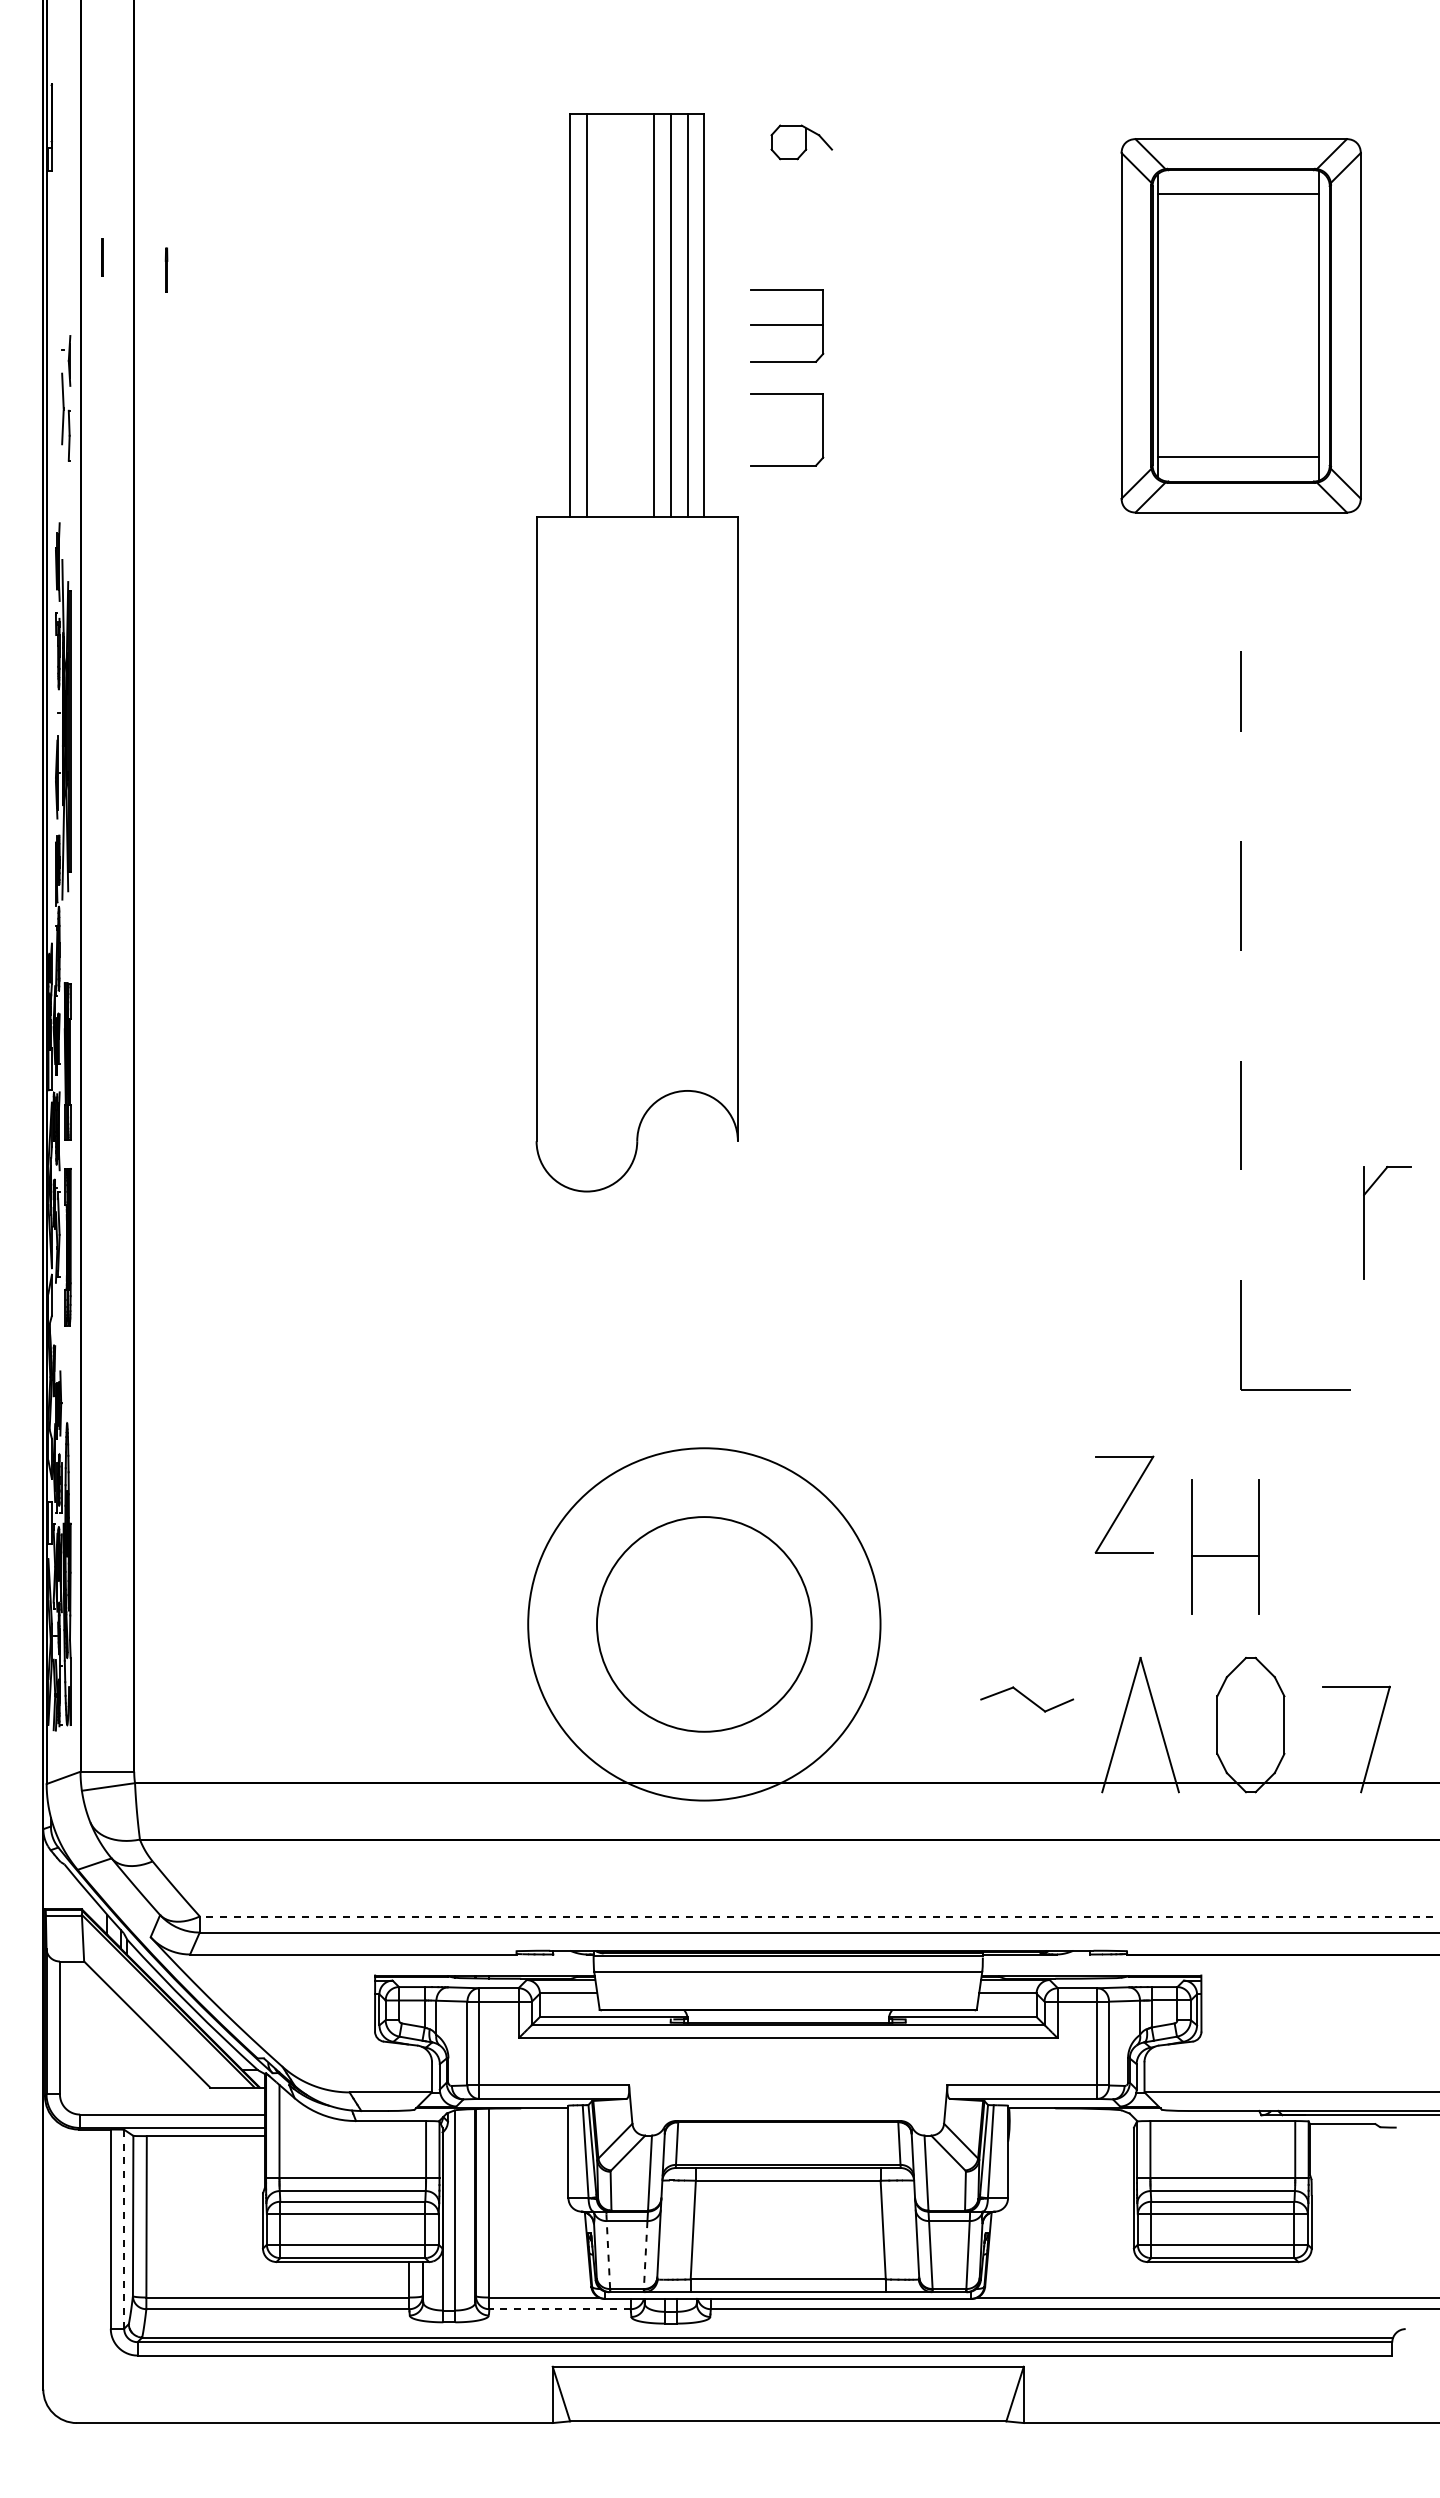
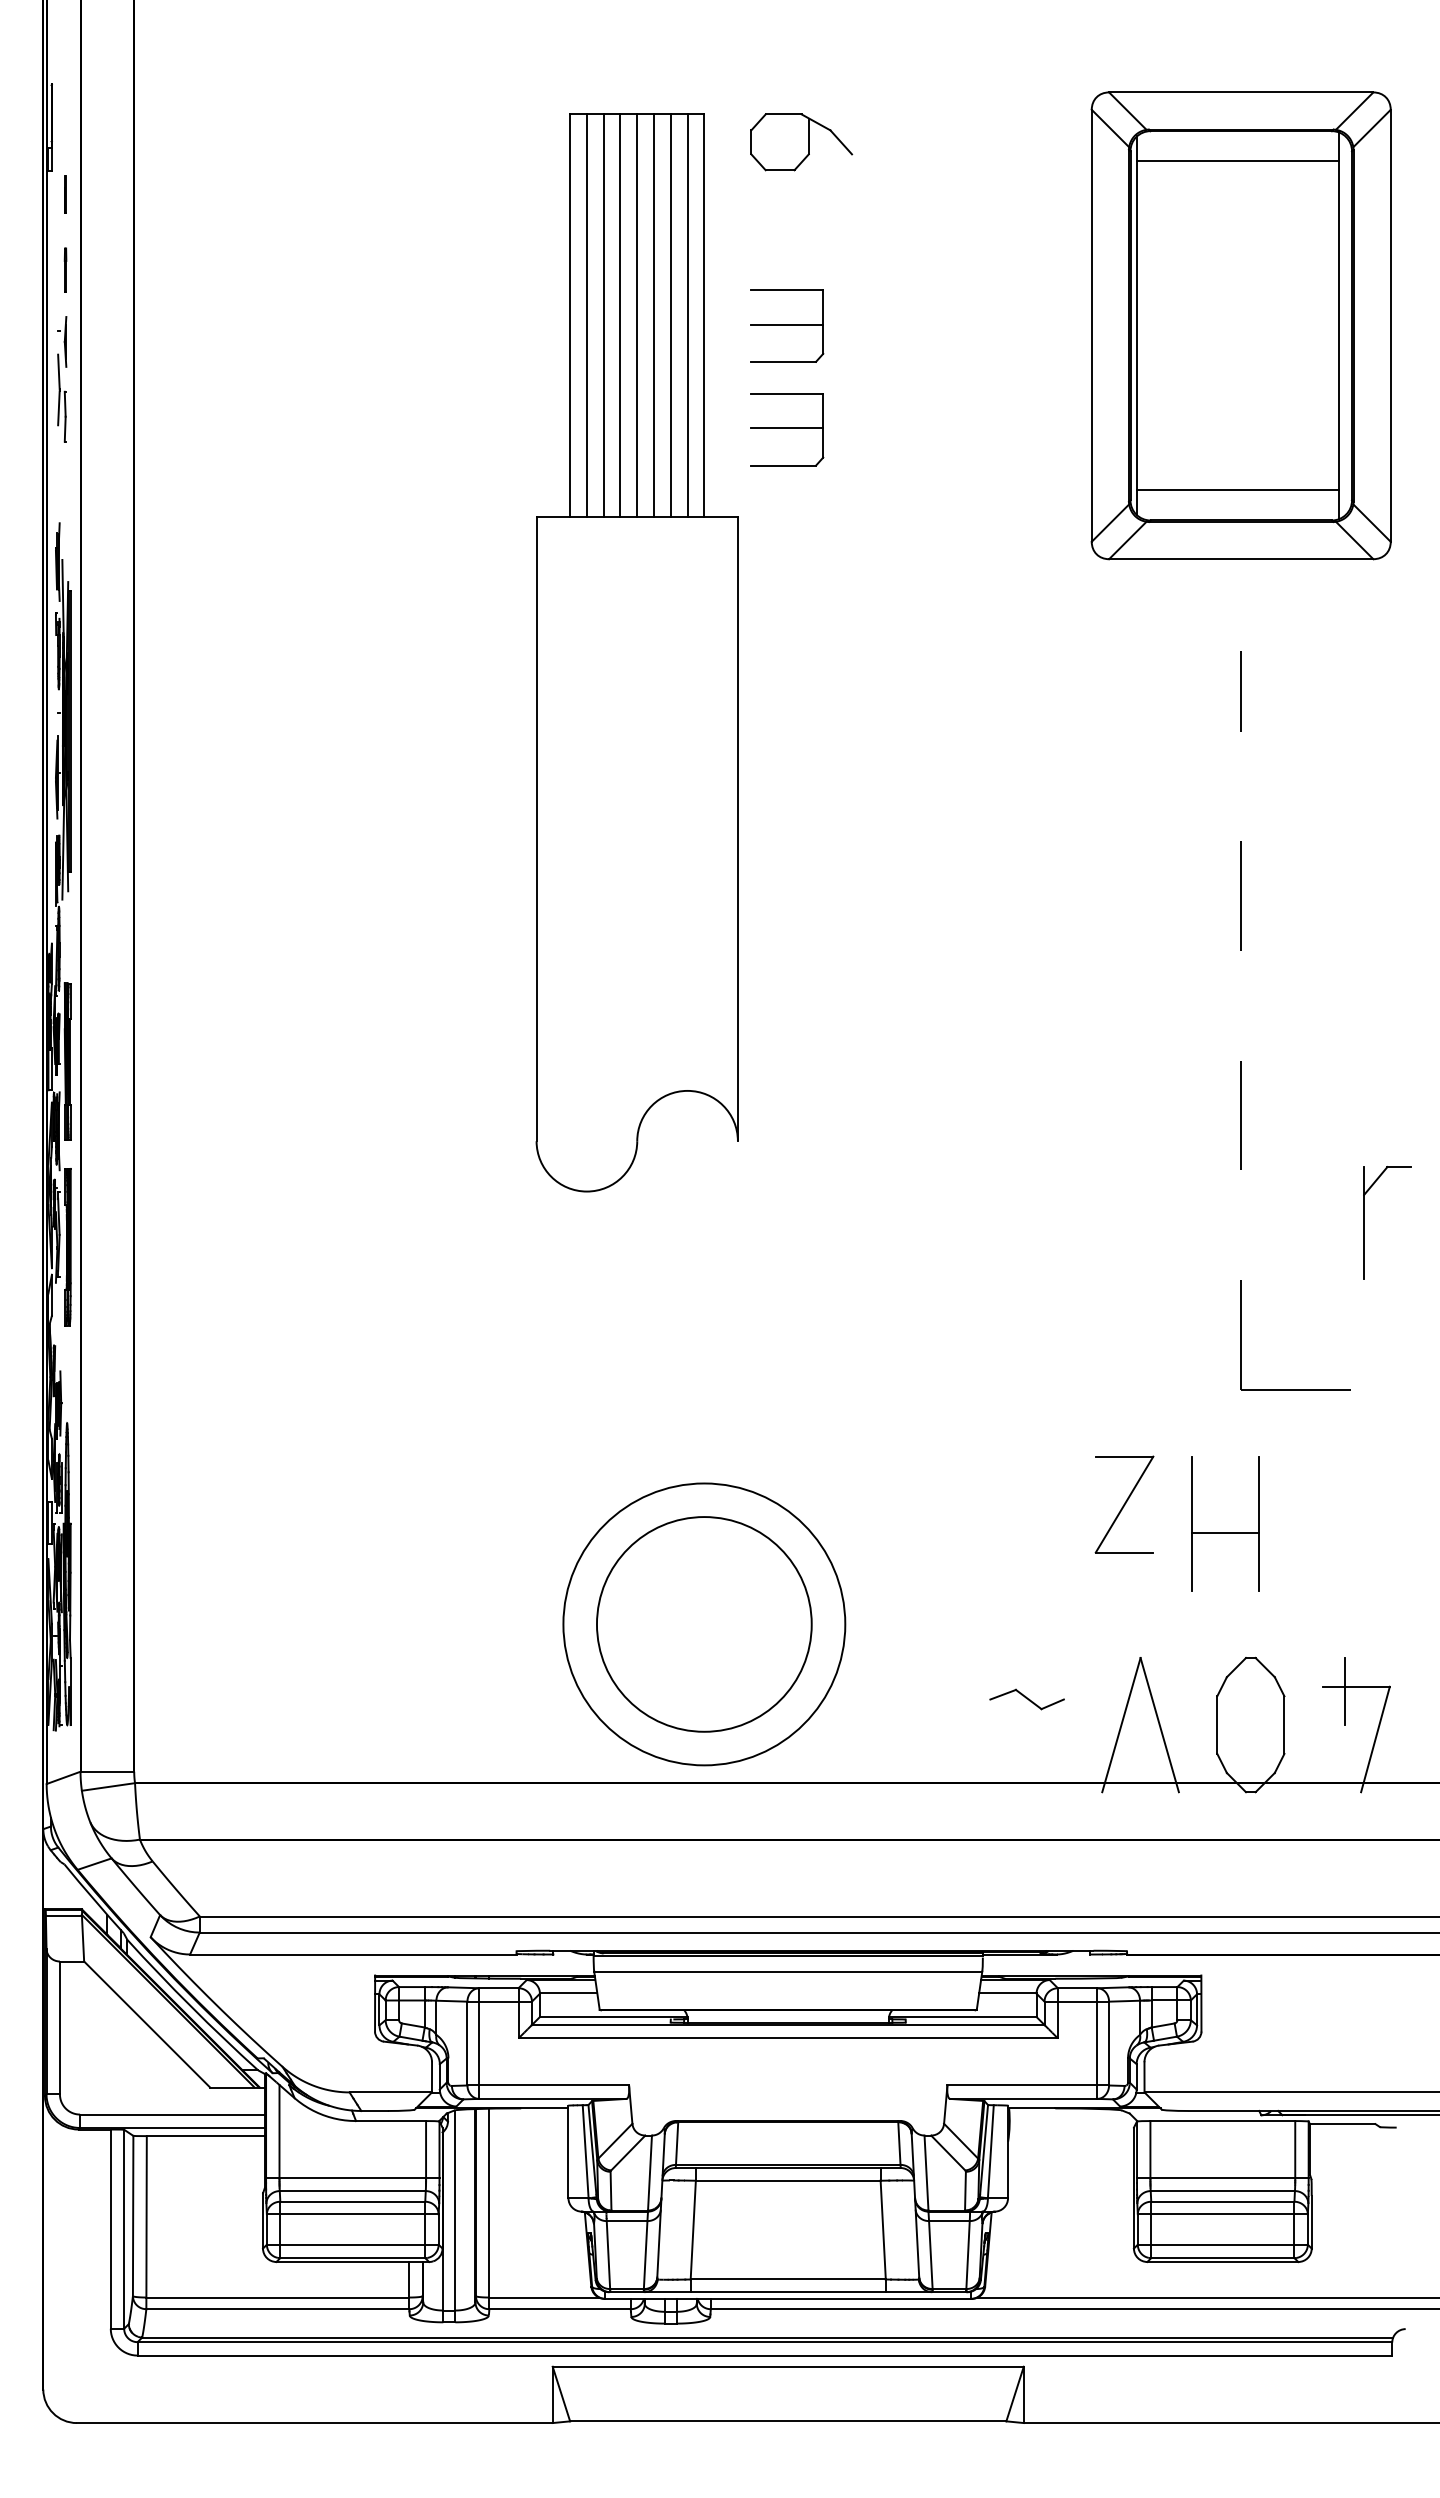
part size: 64x37 px -> 104x59 px (801, 142)
line position: (102, 257) -> (65, 194) (65, 194)
line position: (166, 269) -> (65, 269) (65, 269)
line: none -> present (603, 315)
line: none -> present (620, 315)
line: none -> present (637, 315)
part size: 242x376 px -> 302x470 px (1240, 325)
part position: (66, 398) -> (62, 379) (62, 379)
line: none -> present (787, 428)
part position: (1225, 1555) -> (1225, 1532) (1225, 1532)
circle diameter: 352 px -> 282 px (704, 1624)
line: none -> present (1345, 1691)
part size: 95x27 px -> 76x23 px (1026, 1699)
line: dashed -> solid (819, 1916)
line: dashed -> solid (124, 2229)
line: dashed -> solid (608, 2253)
line: dashed -> solid (645, 2255)
line: dashed -> solid (560, 2309)
